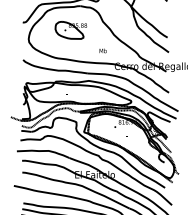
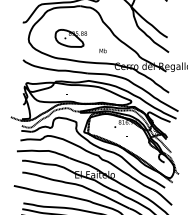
part position: (70, 30) -> (70, 38) (70, 38)
